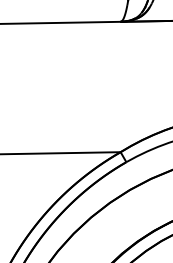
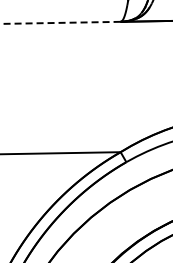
line: solid -> dashed (60, 22)
